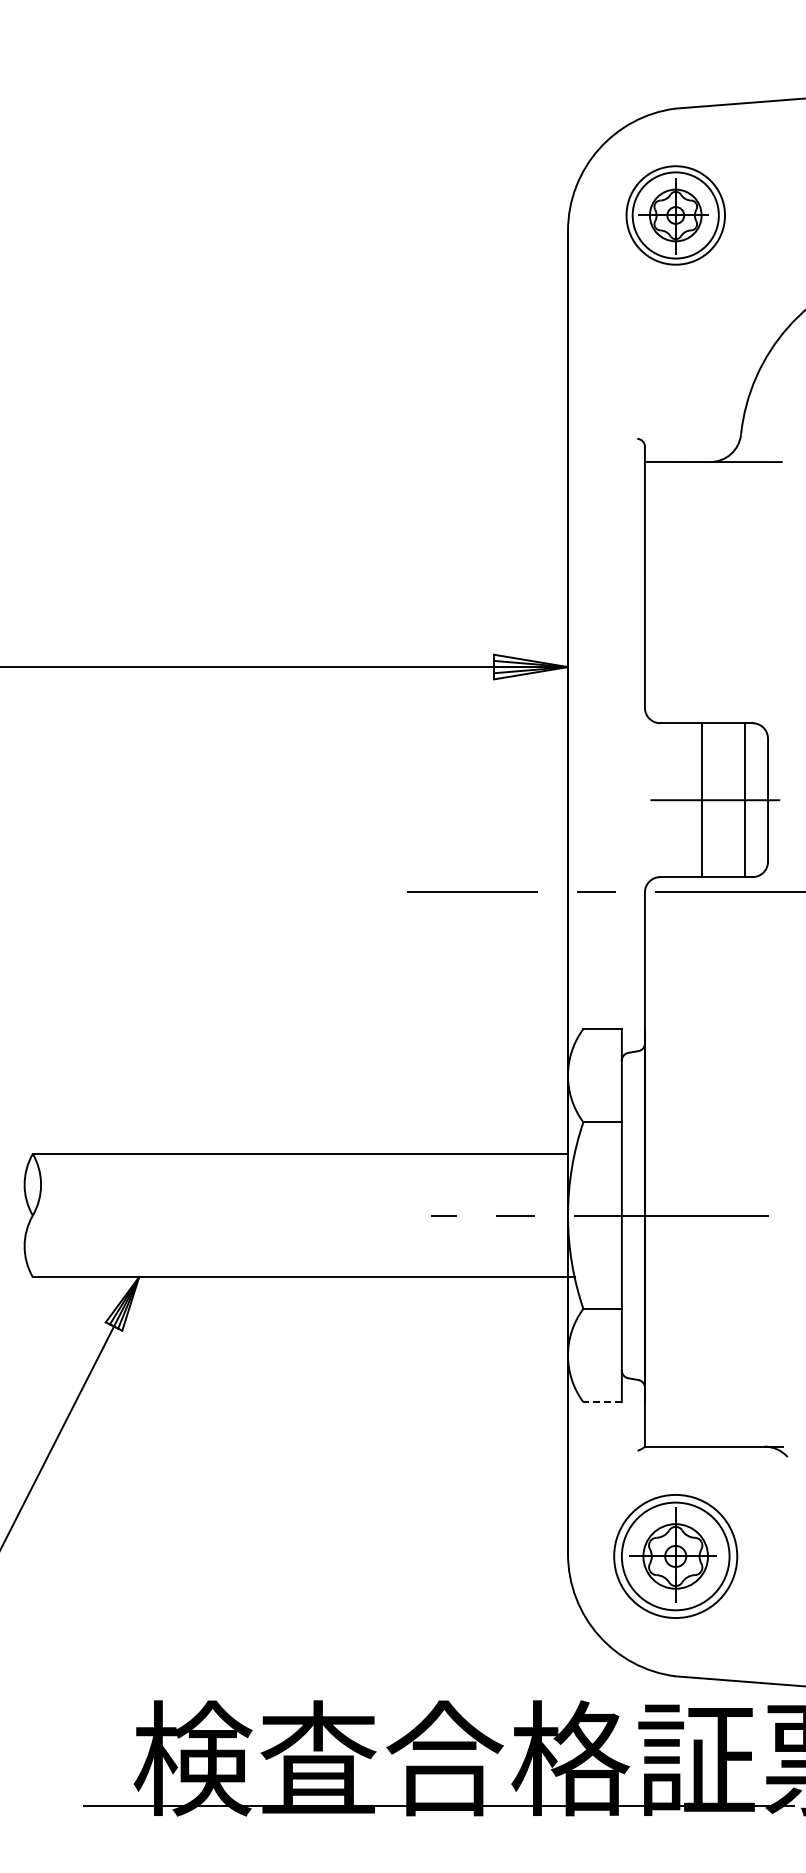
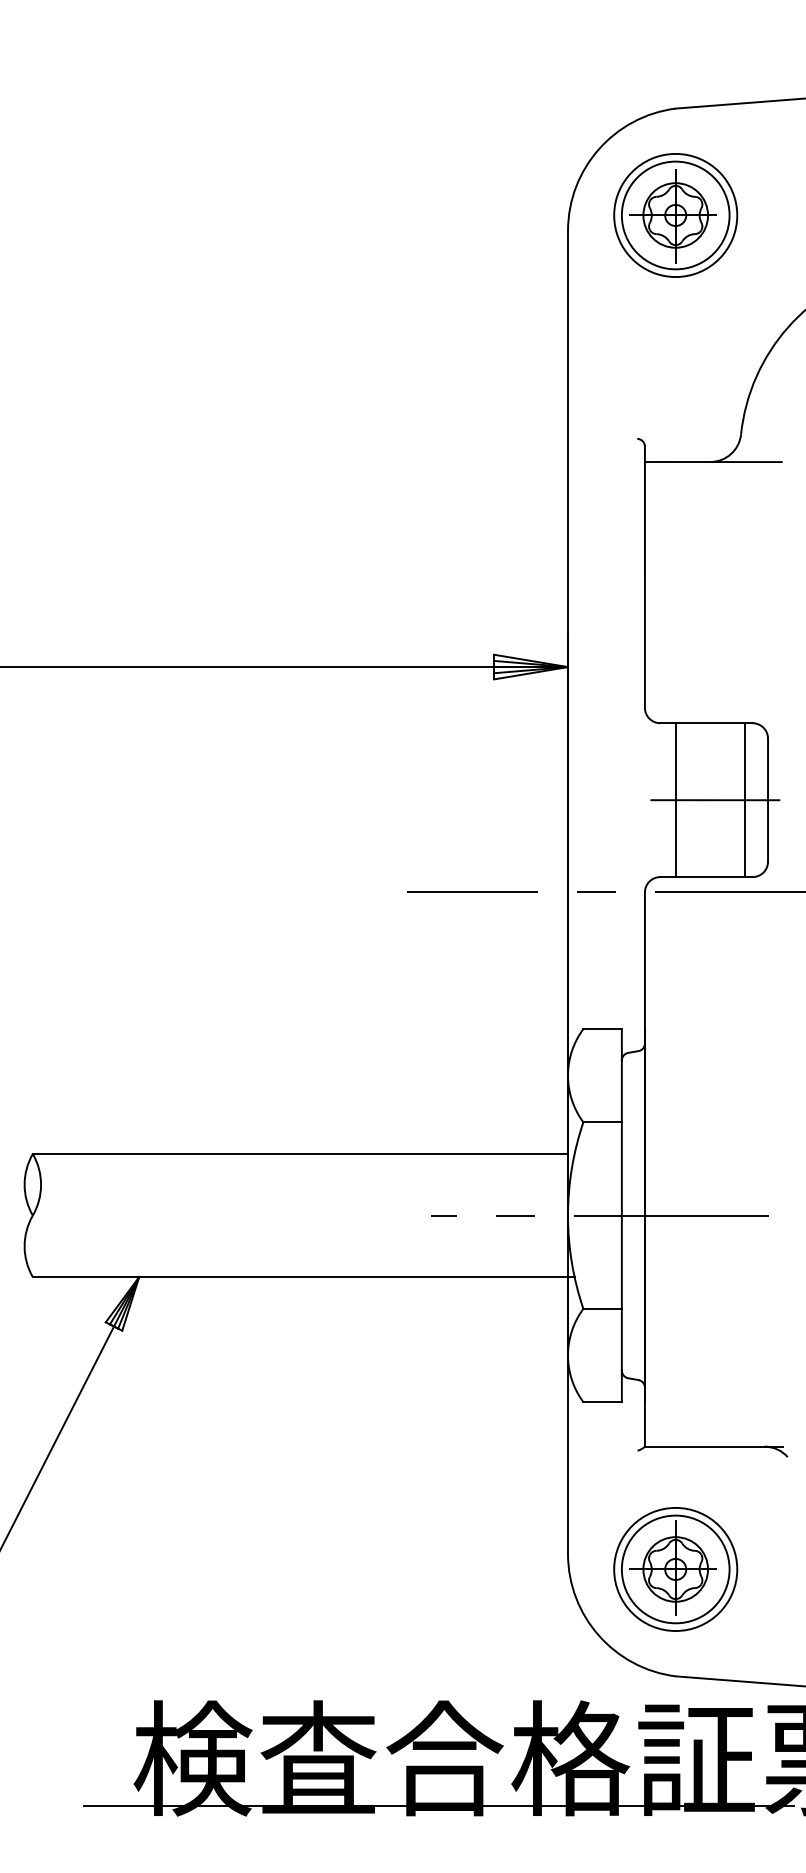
part size: 101x101 px -> 126x125 px (675, 215)
line position: (701, 800) -> (675, 800) (675, 800)
line: dashed -> solid (602, 1402)
part position: (675, 1556) -> (675, 1569) (675, 1569)
